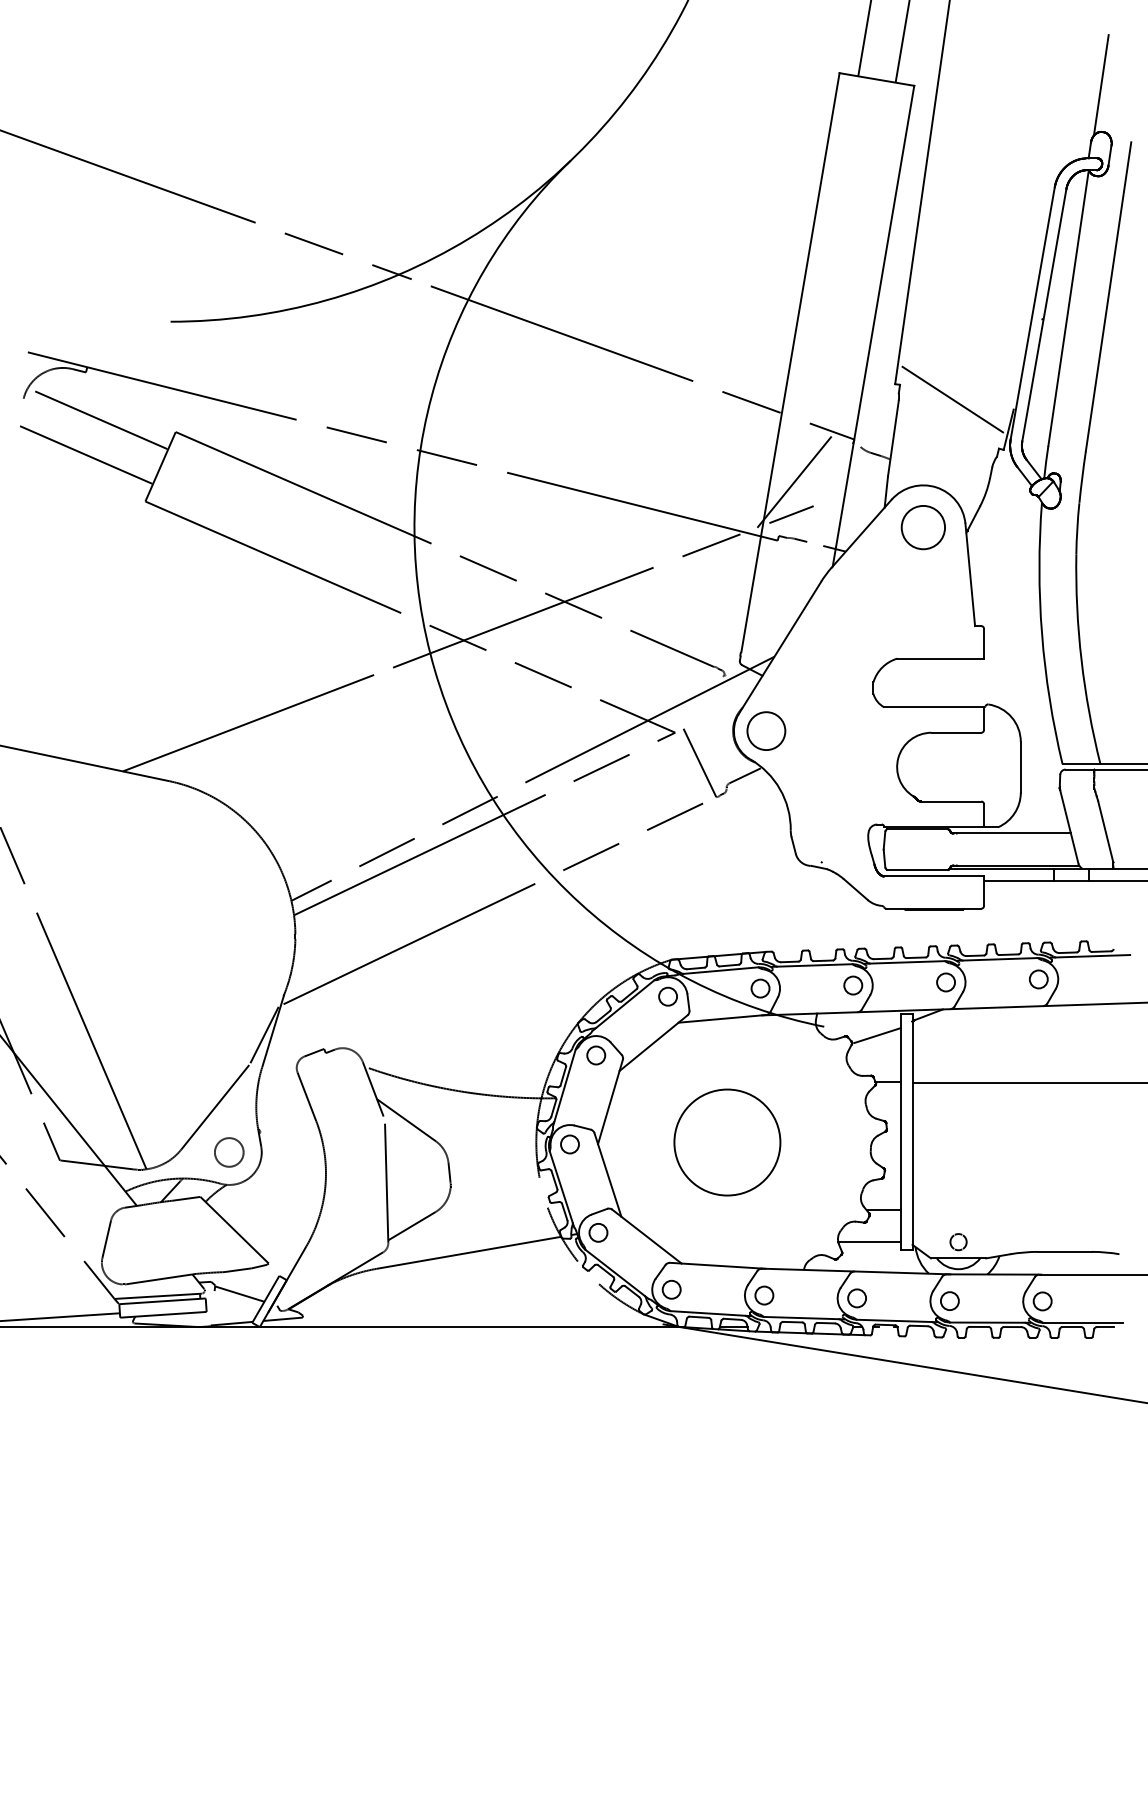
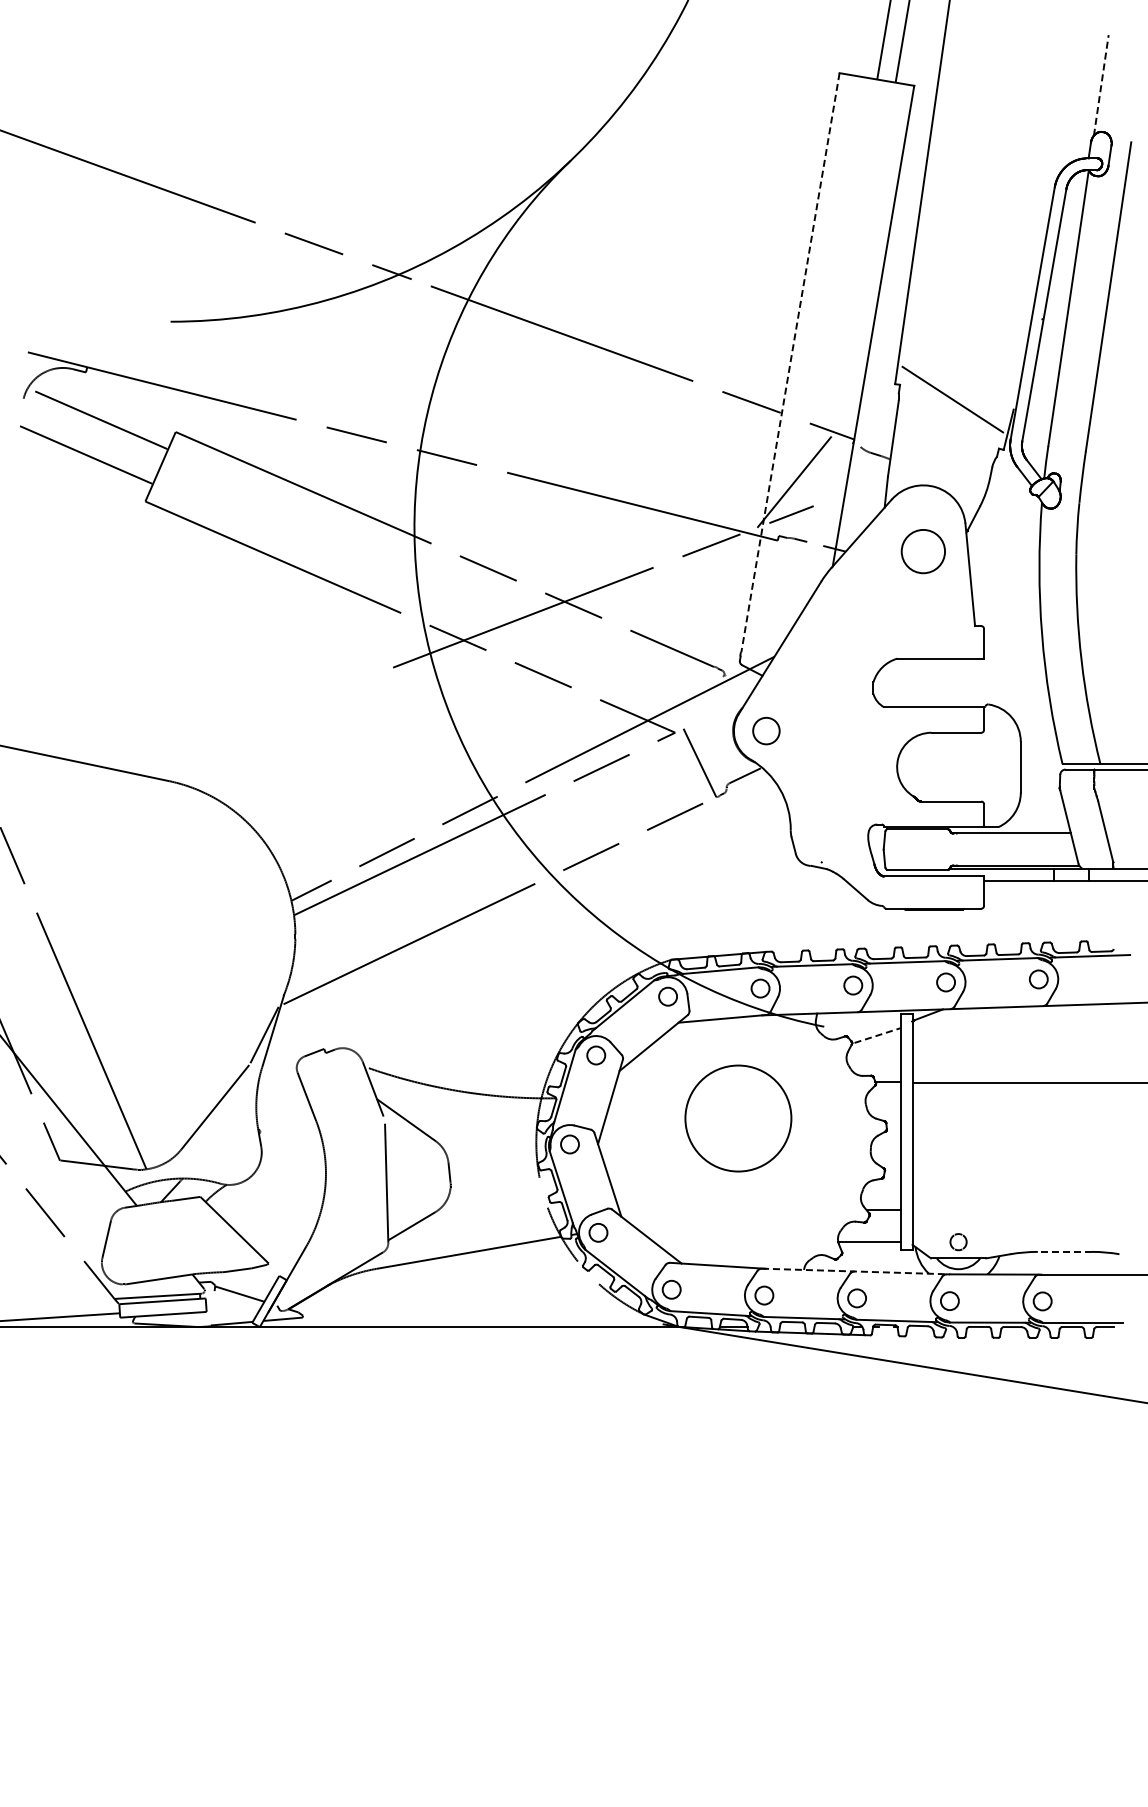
line position: (864, 38) -> (883, 40) (883, 40)
line: solid -> dashed (1101, 85)
line: solid -> dashed (790, 362)
circle position: (922, 527) -> (922, 551) (922, 551)
line: present -> none (248, 722)
circle size: 41x40 px -> 29x29 px (766, 731)
line: solid -> dashed (878, 1035)
circle position: (727, 1142) -> (738, 1118) (738, 1118)
circle: present -> none (229, 1152)
line: solid -> dashed (1064, 1251)
line: solid -> dashed (856, 1271)
